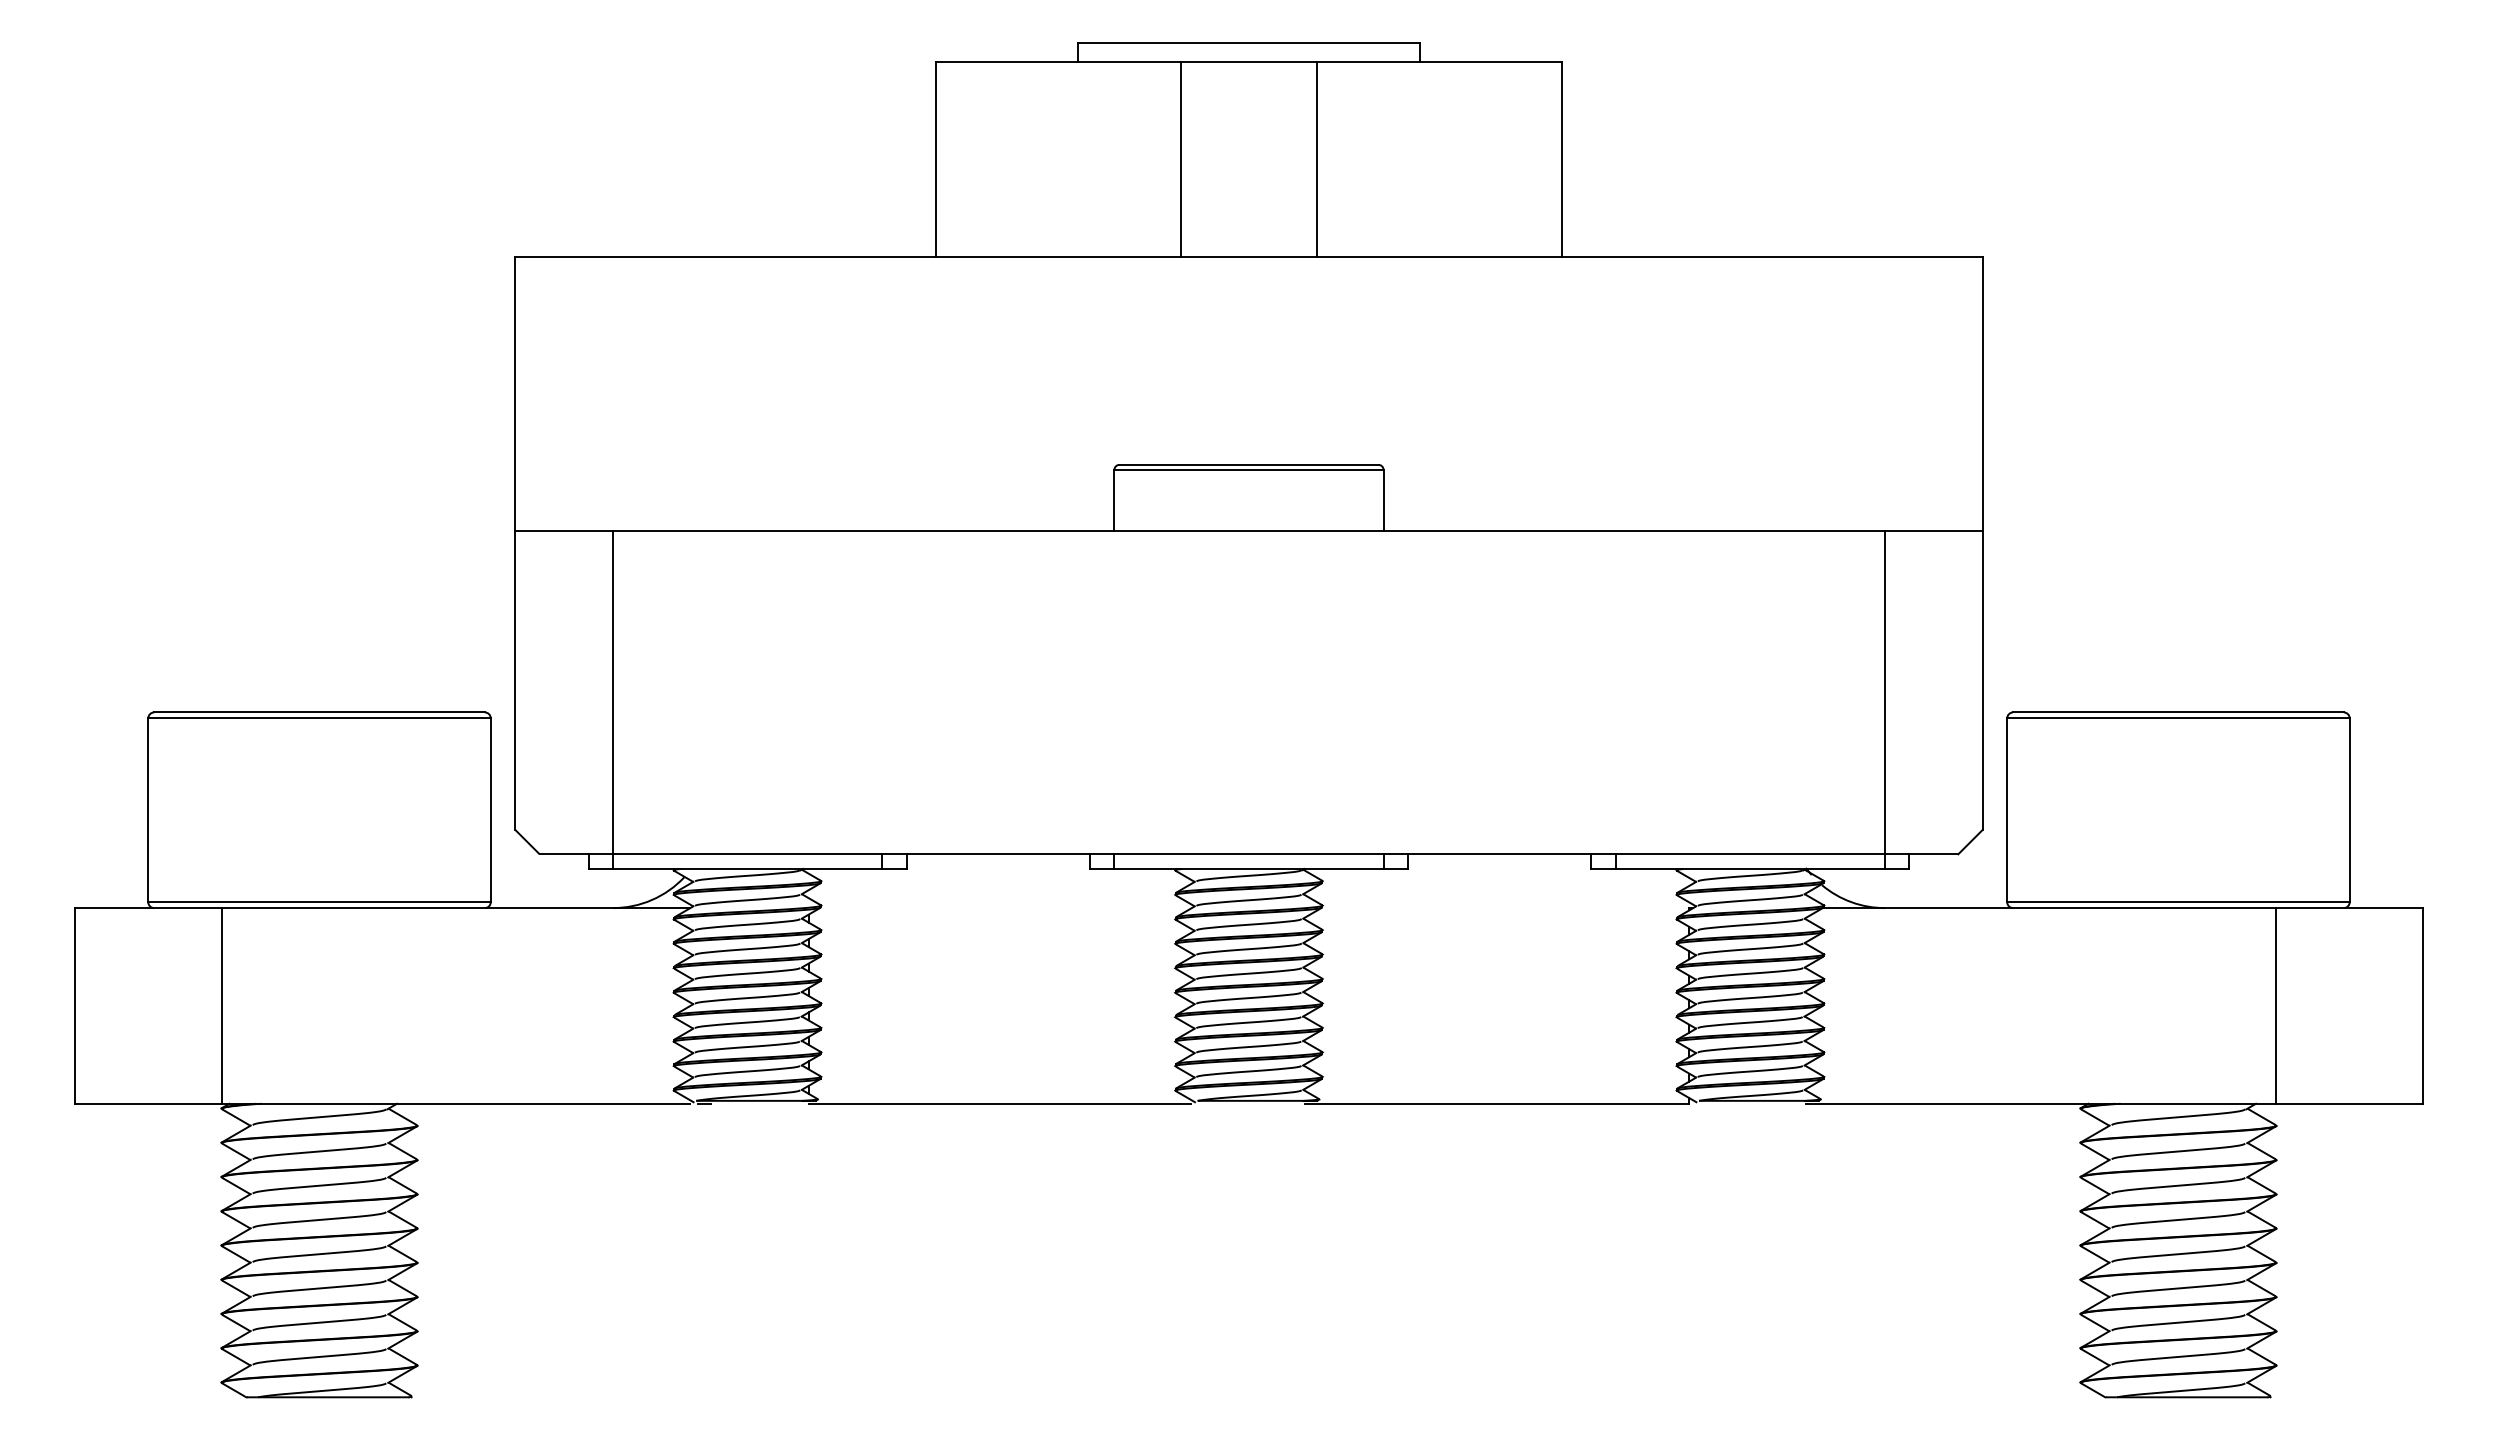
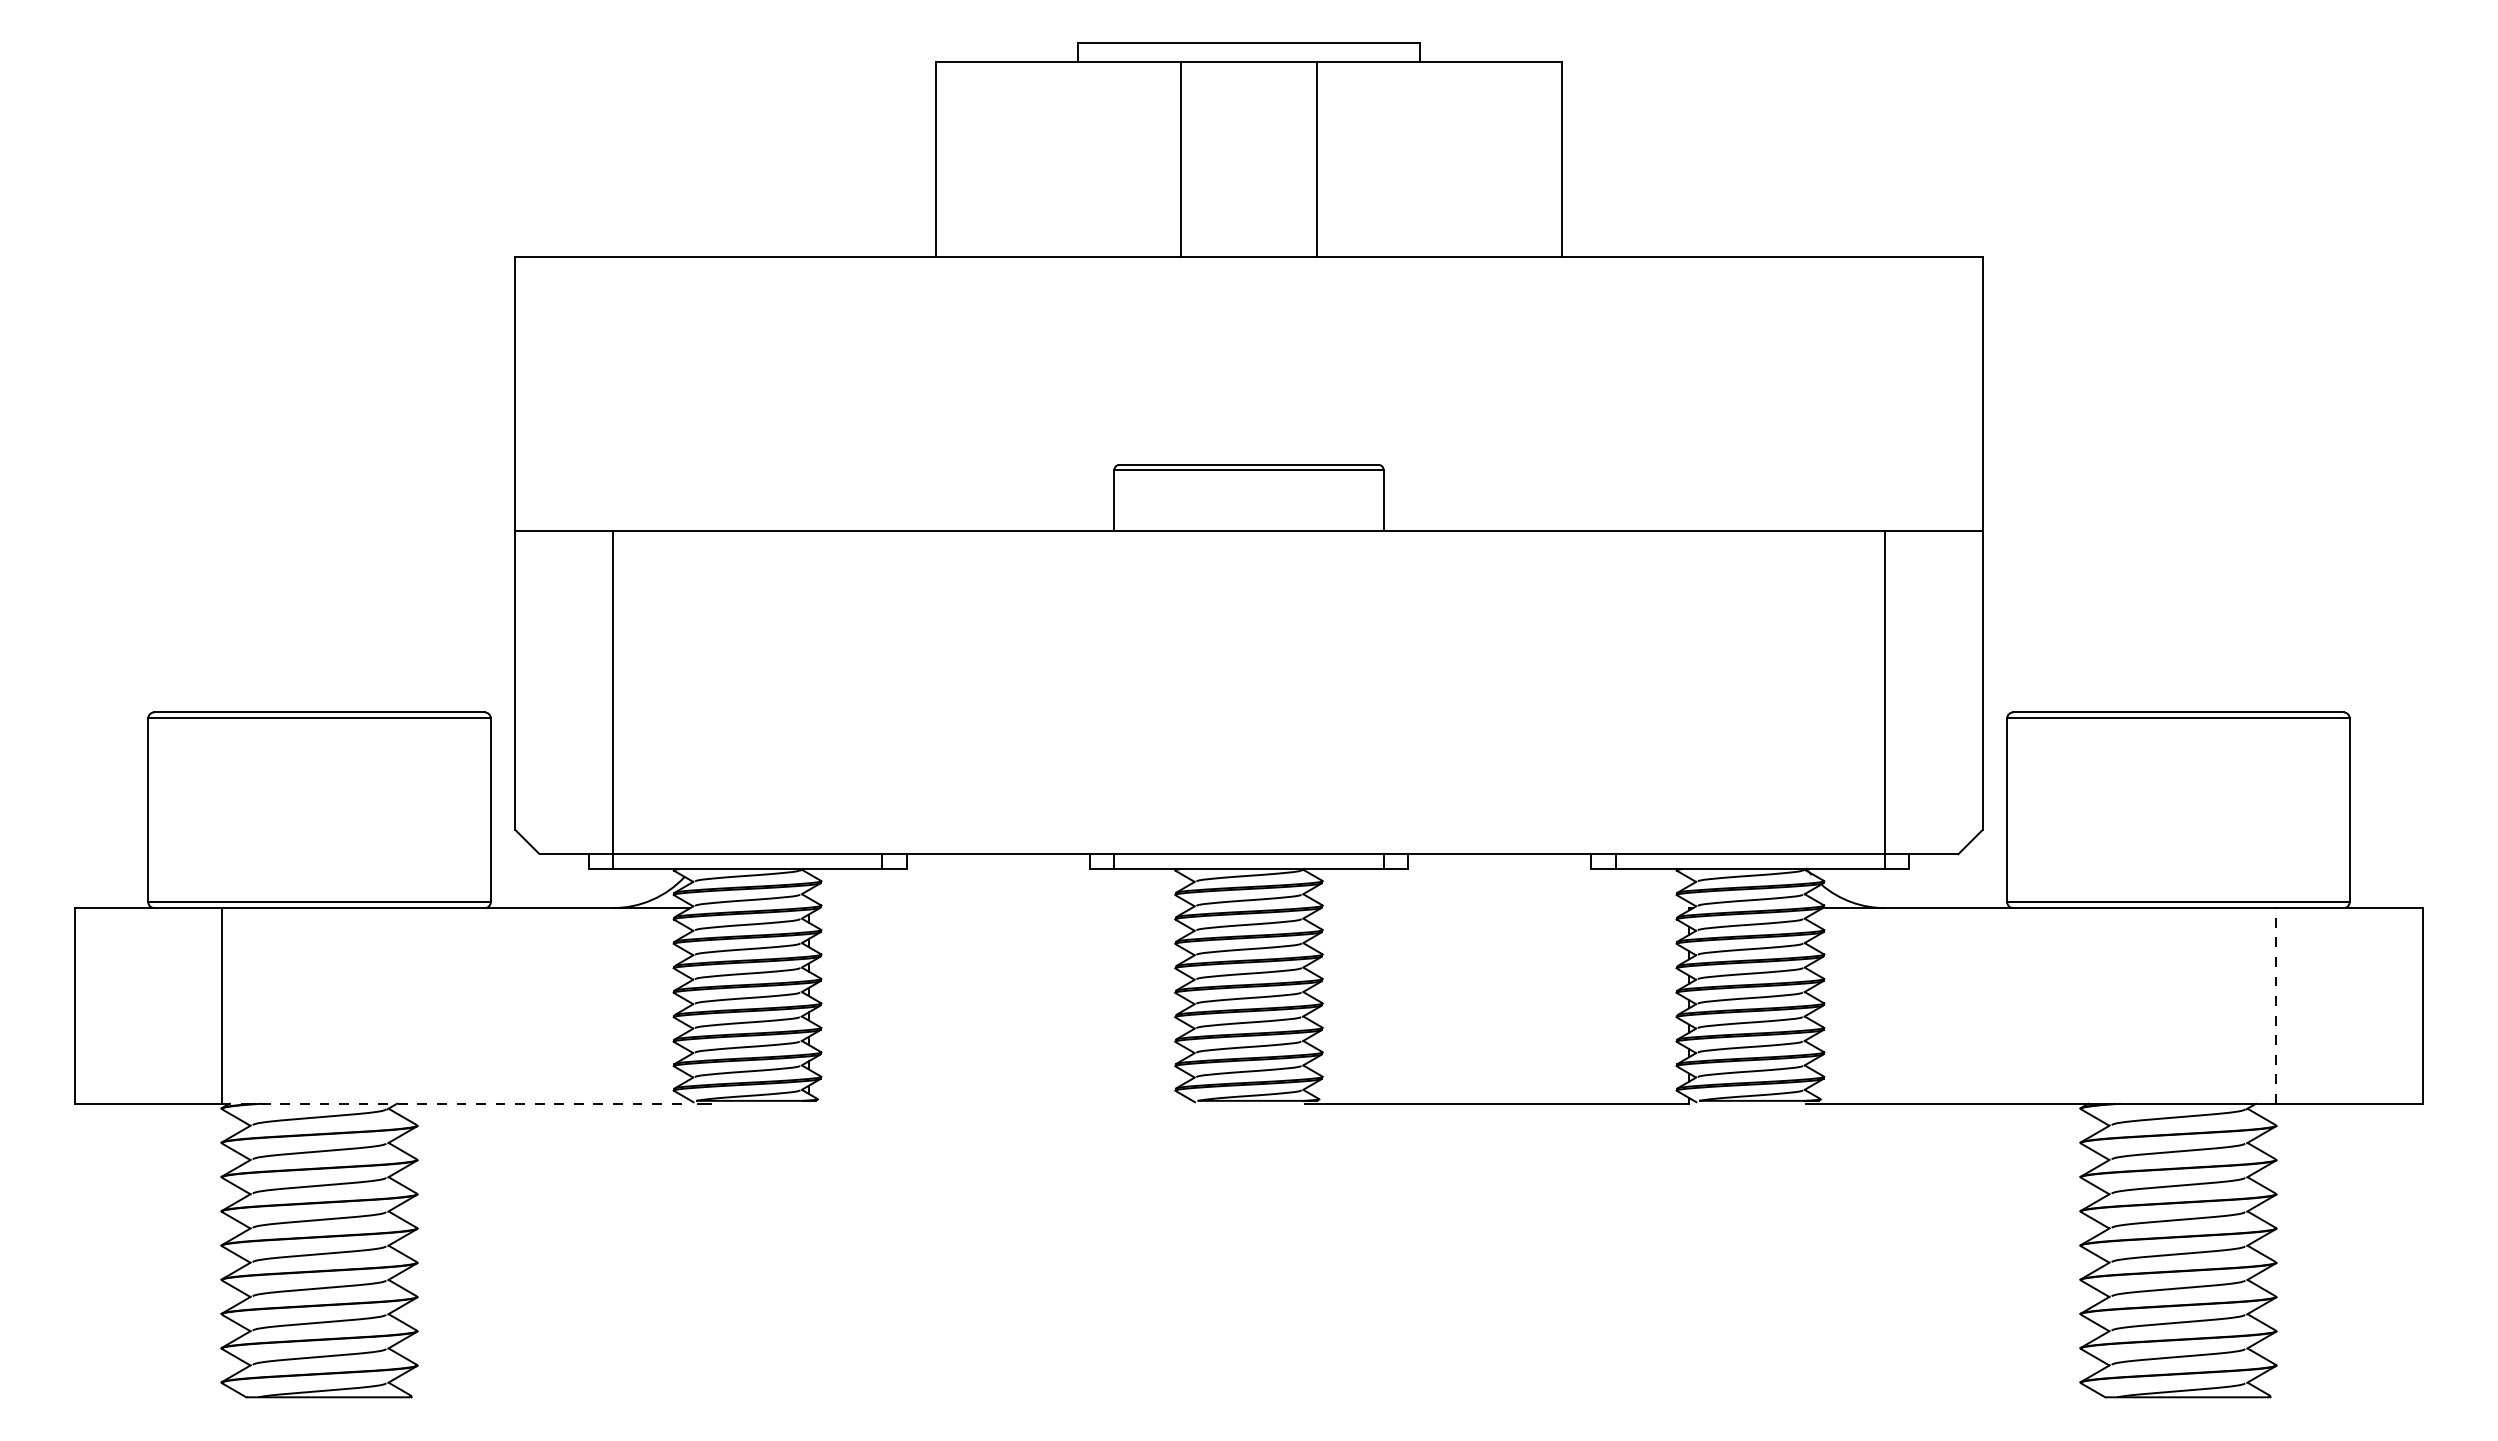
line: solid -> dashed (2276, 1005)
line: solid -> dashed (456, 1103)
line: present -> none (999, 1103)
